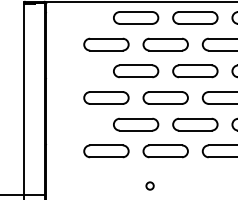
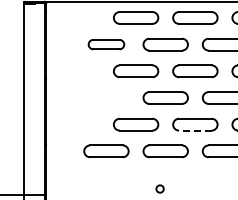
part size: 47x15 px -> 39x12 px (106, 44)
part: present -> none (106, 97)
line: solid -> dashed (194, 130)
circle position: (149, 185) -> (159, 188) (159, 188)
